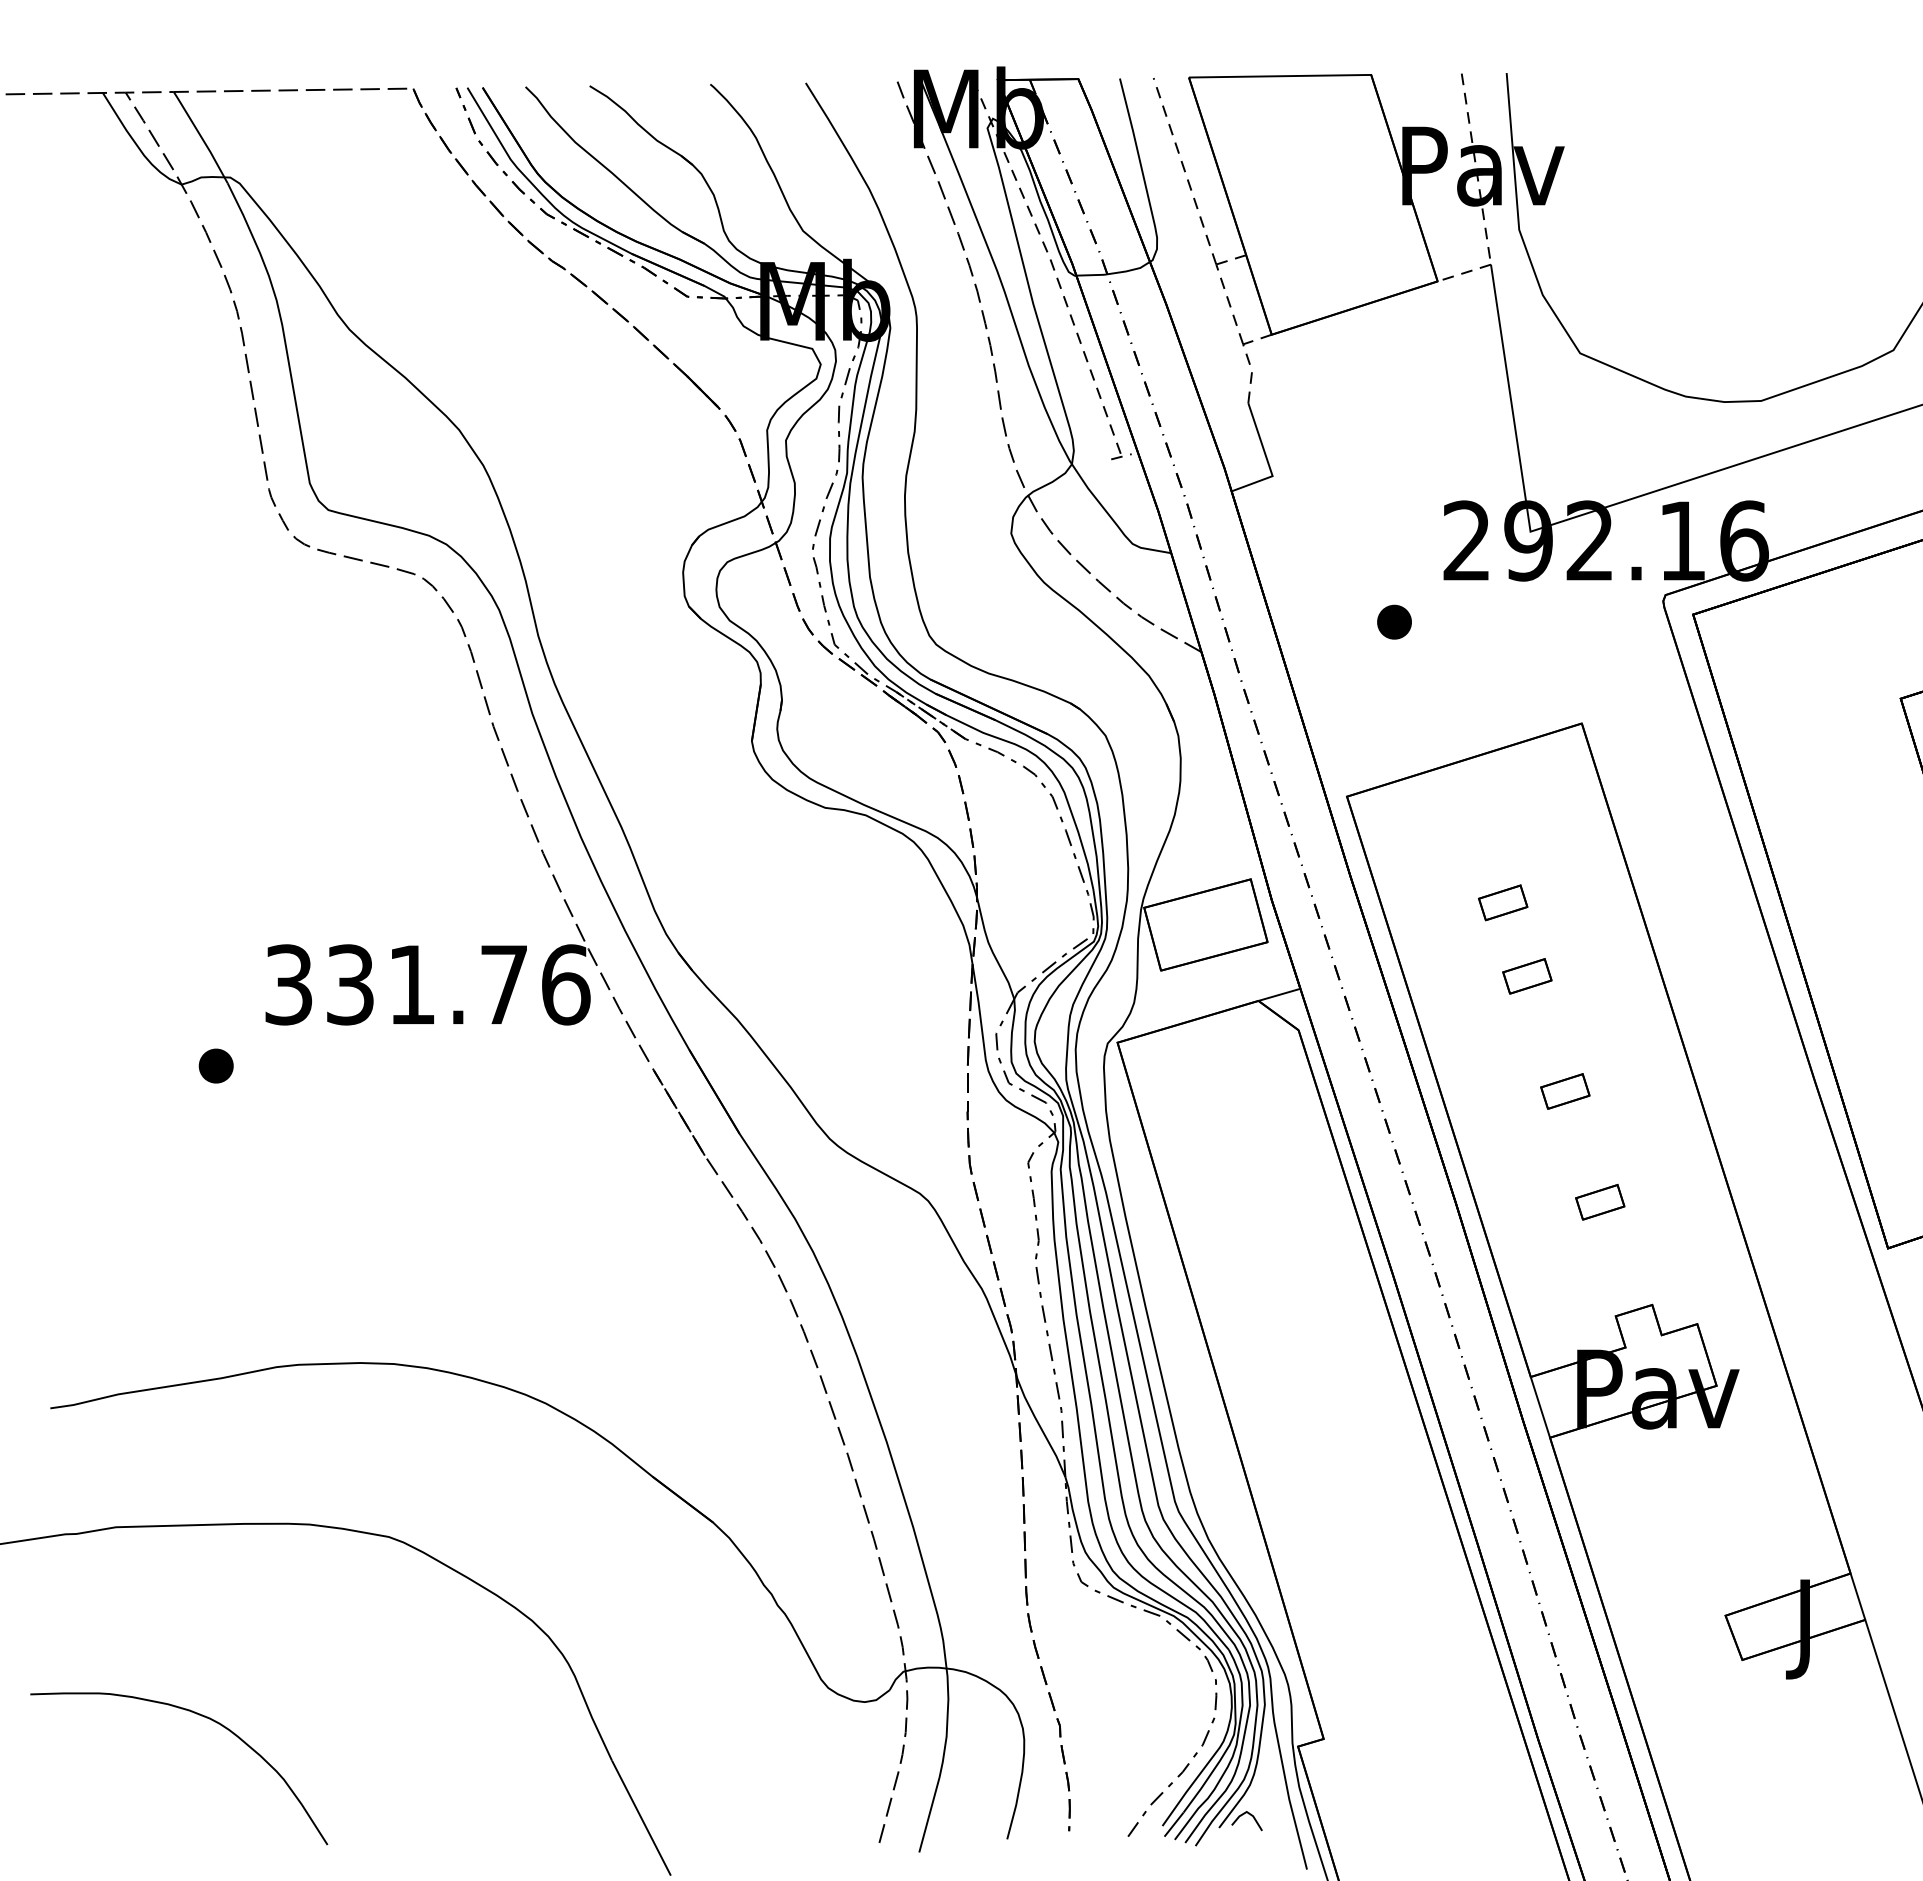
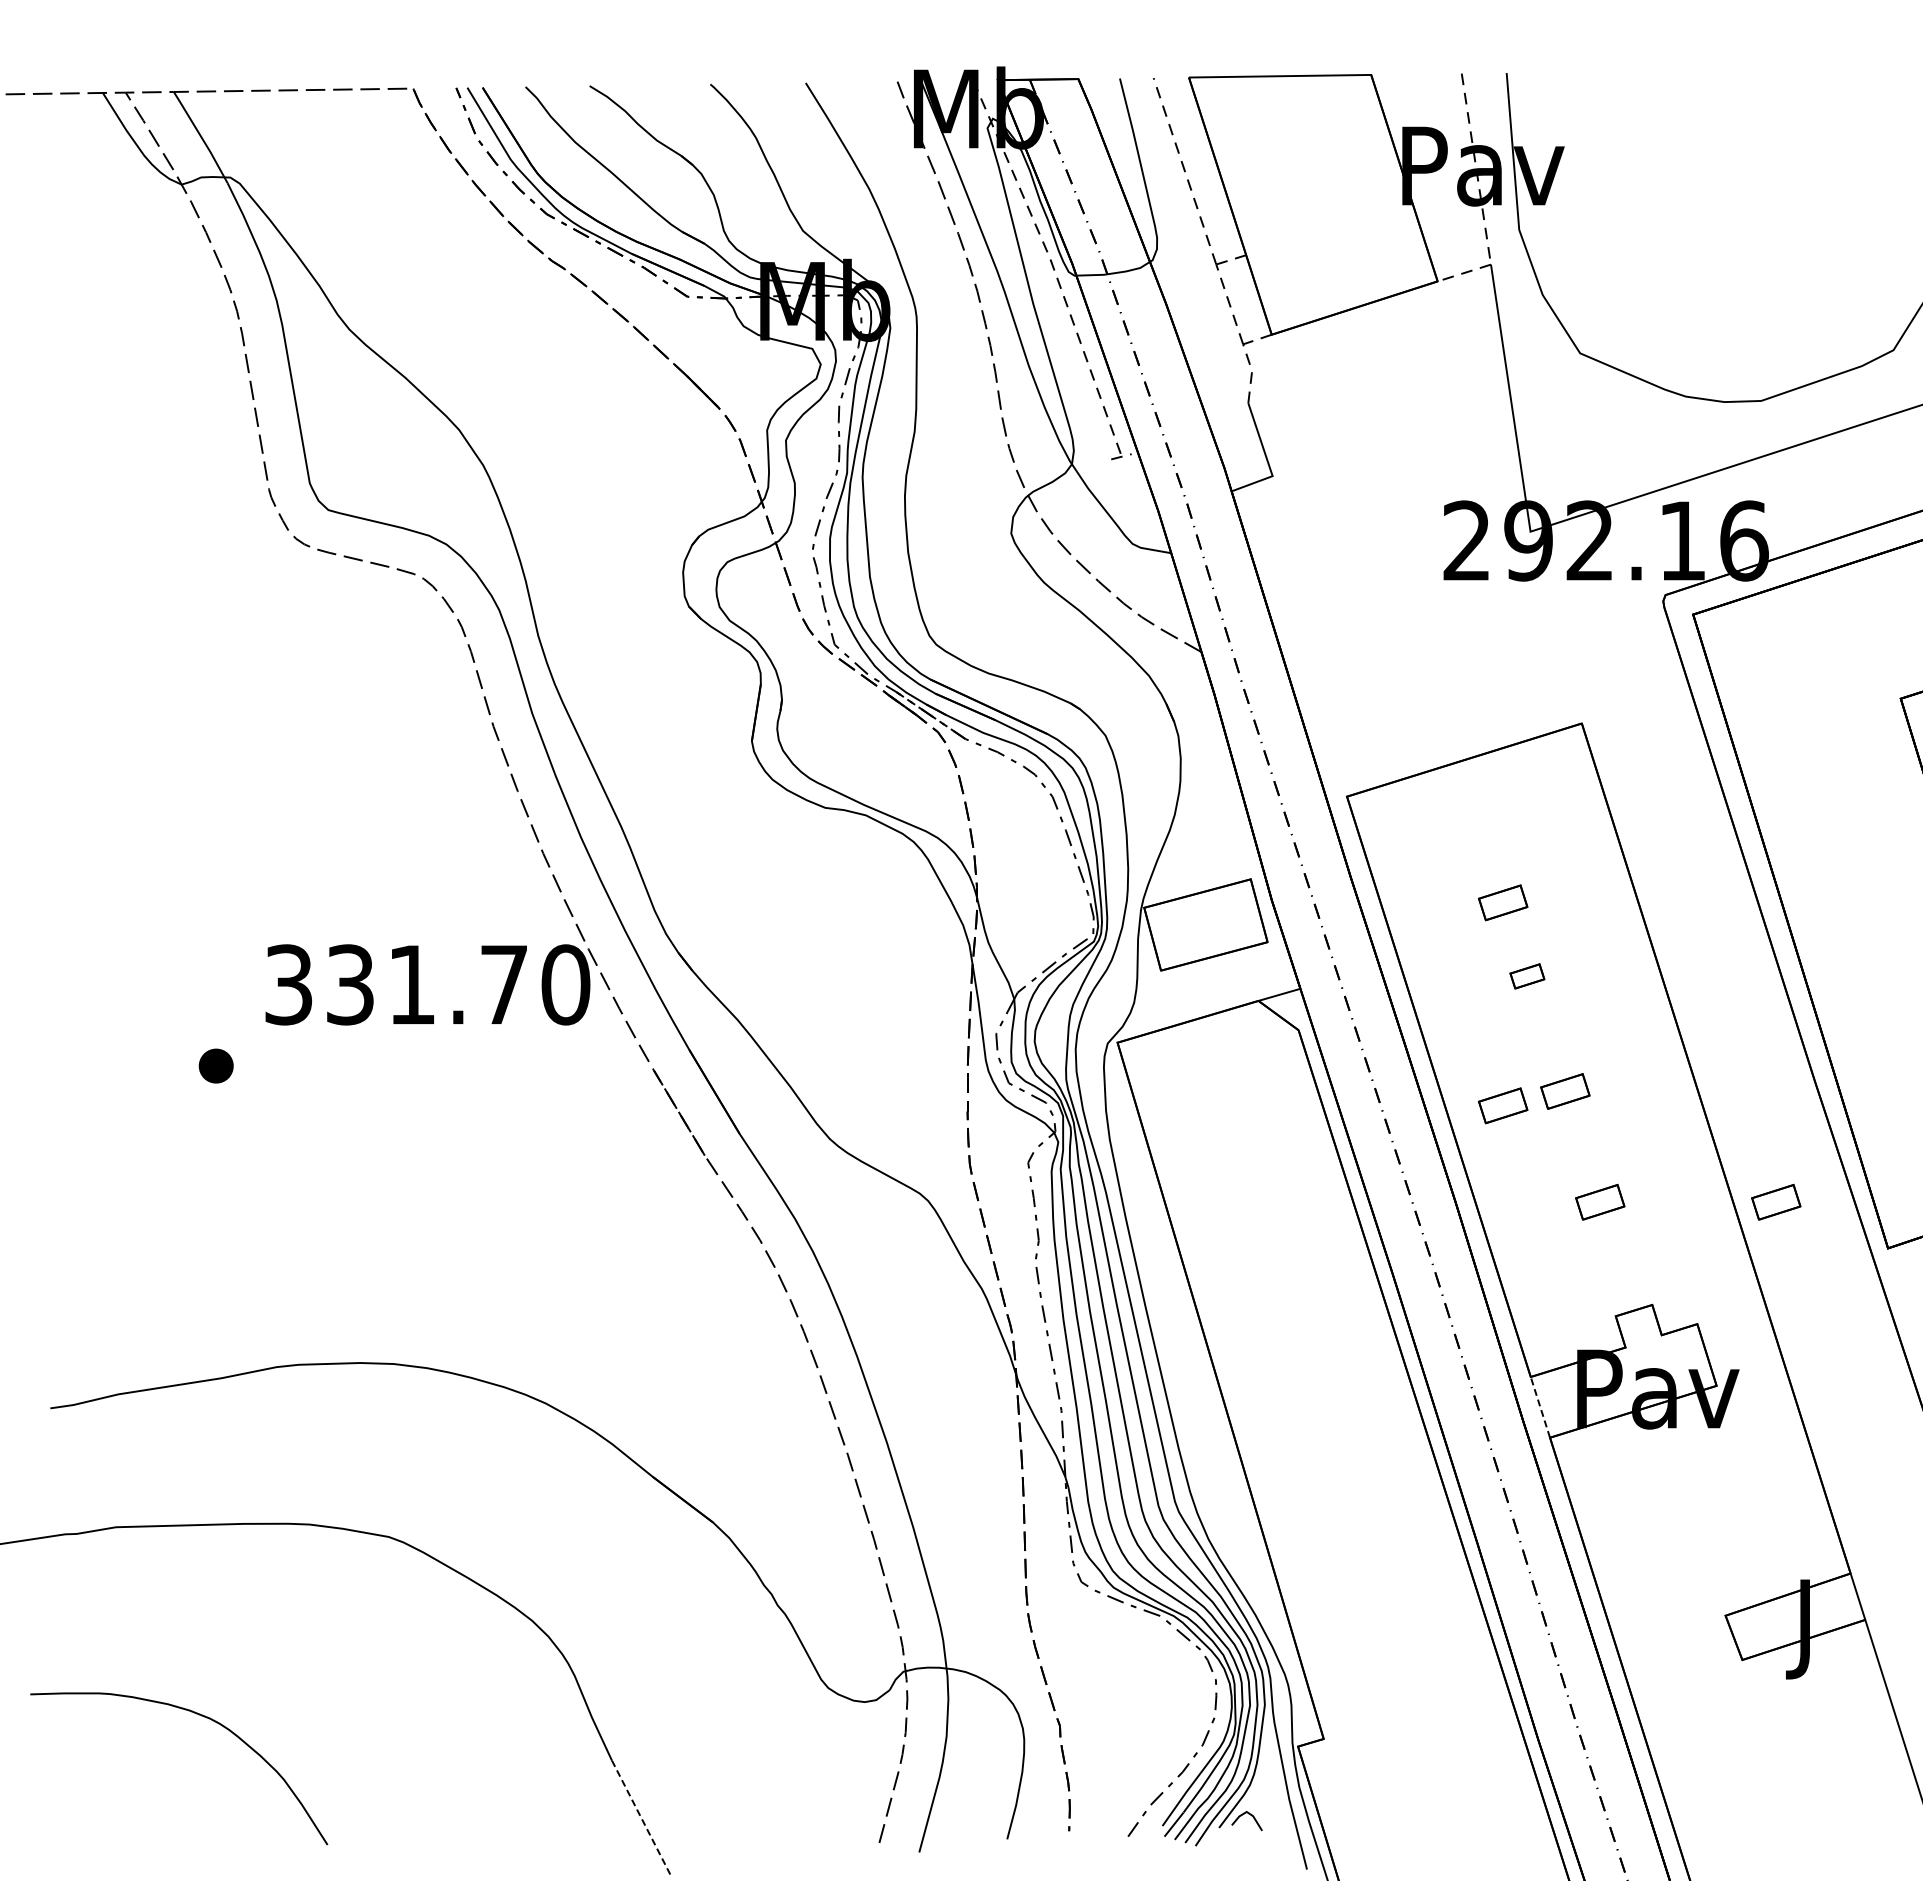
part: present -> none (1394, 621)
part size: 51x37 px -> 37x27 px (1527, 976)
text: 331.76 -> 331.70 (565, 984)
part: none -> present (1503, 1105)
part: none -> present (1776, 1202)
line: solid -> dashed (1540, 1407)
line: solid -> dashed (641, 1818)
